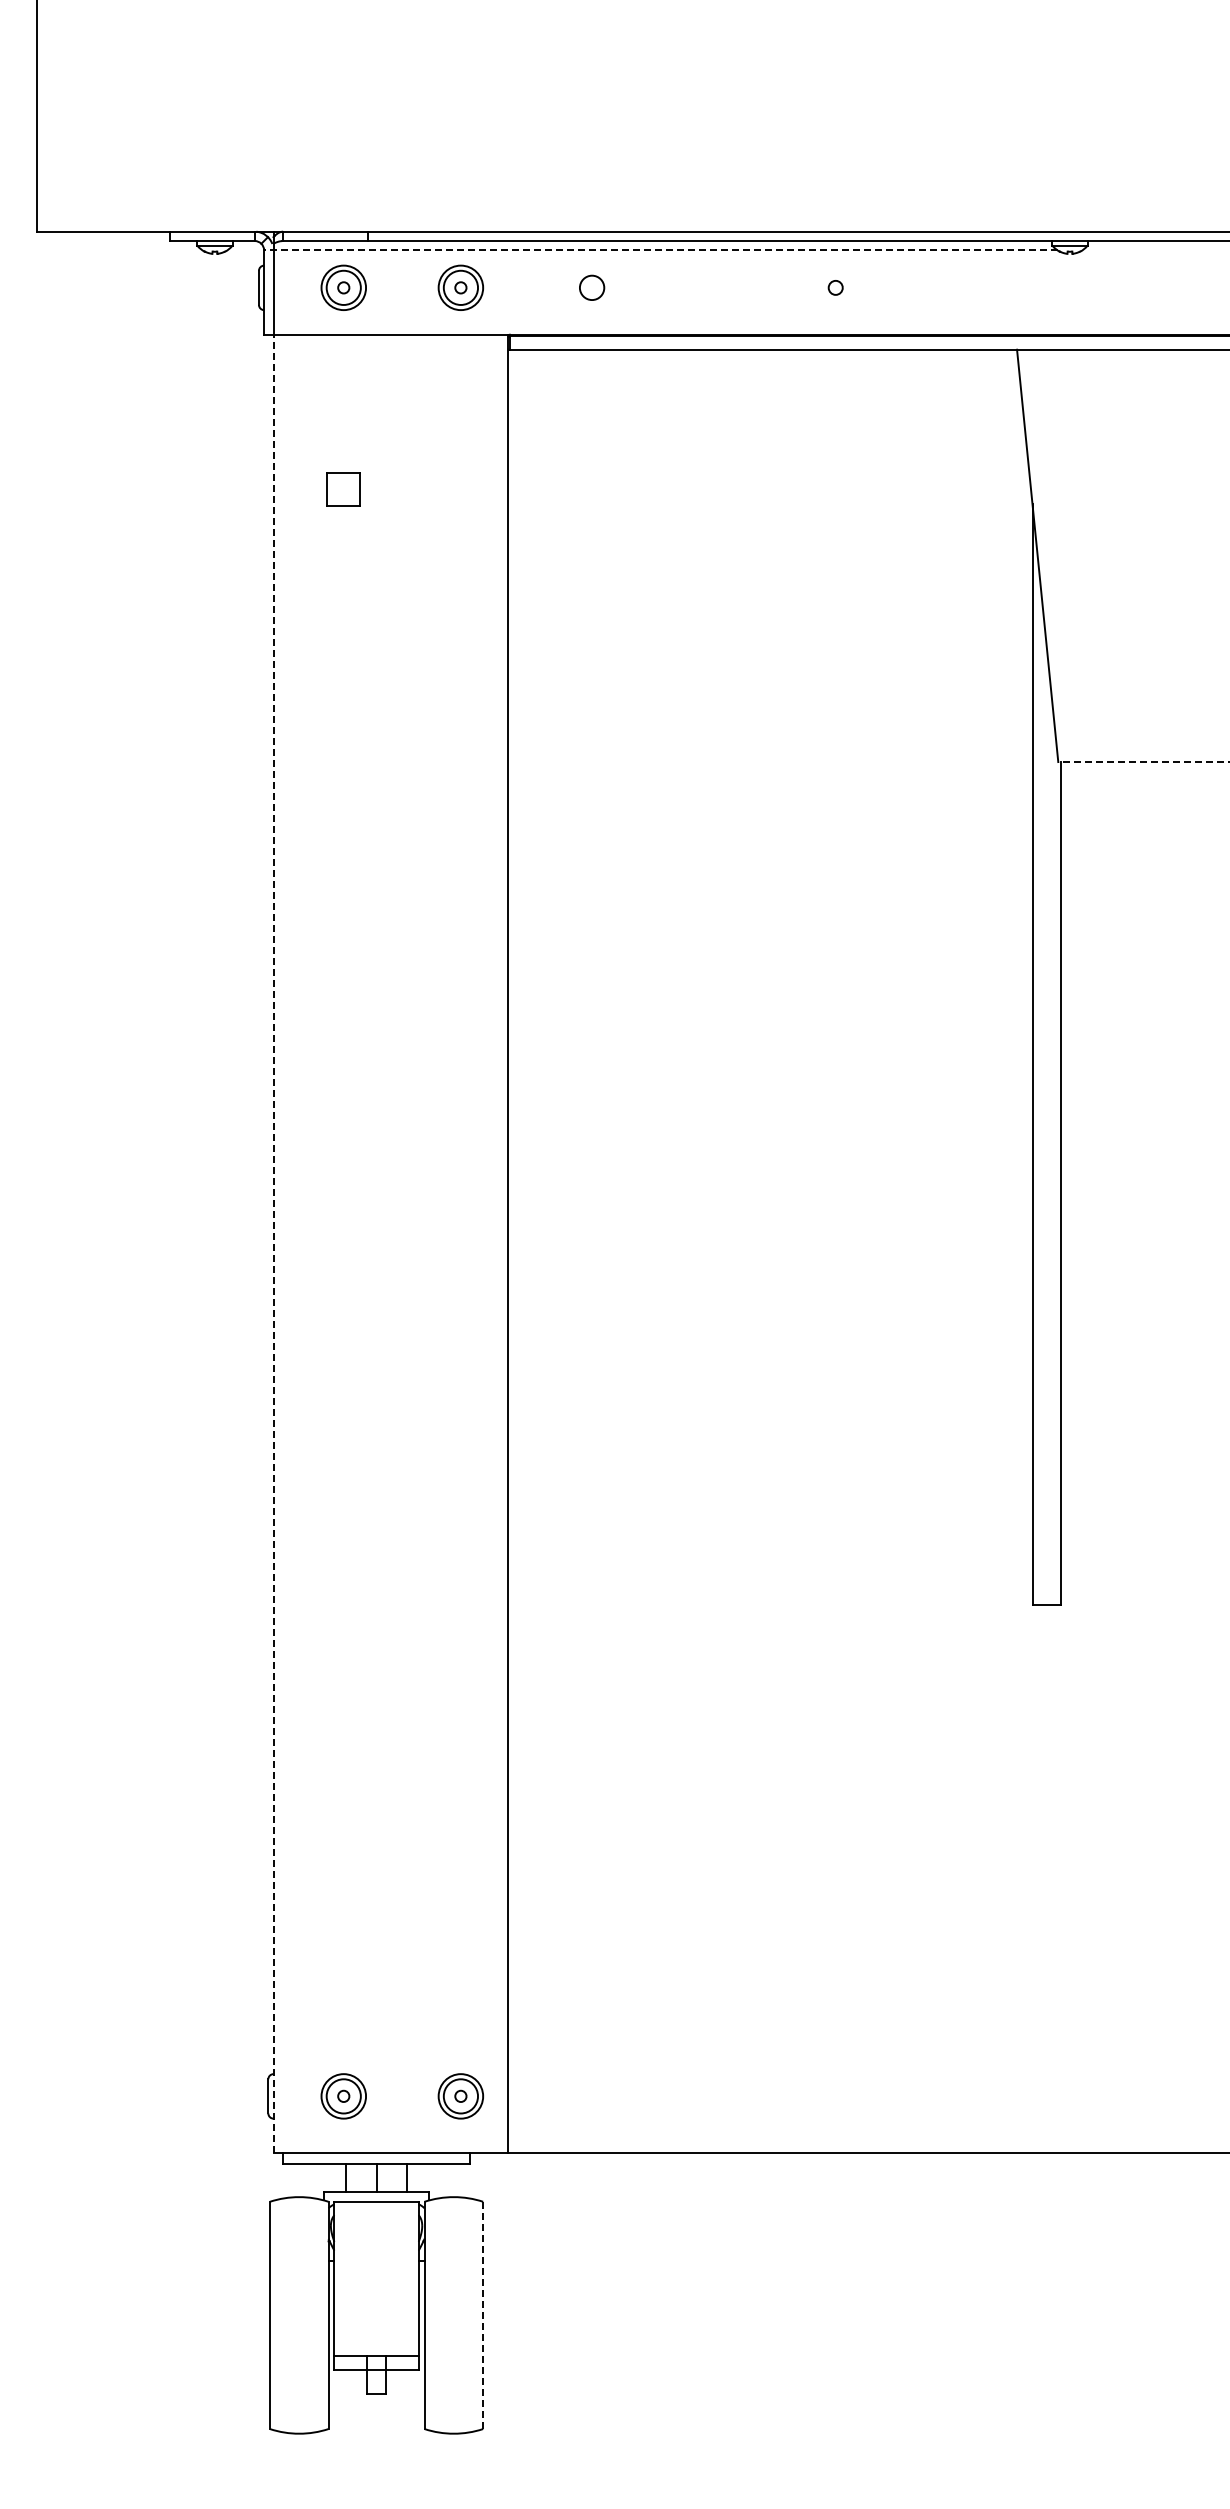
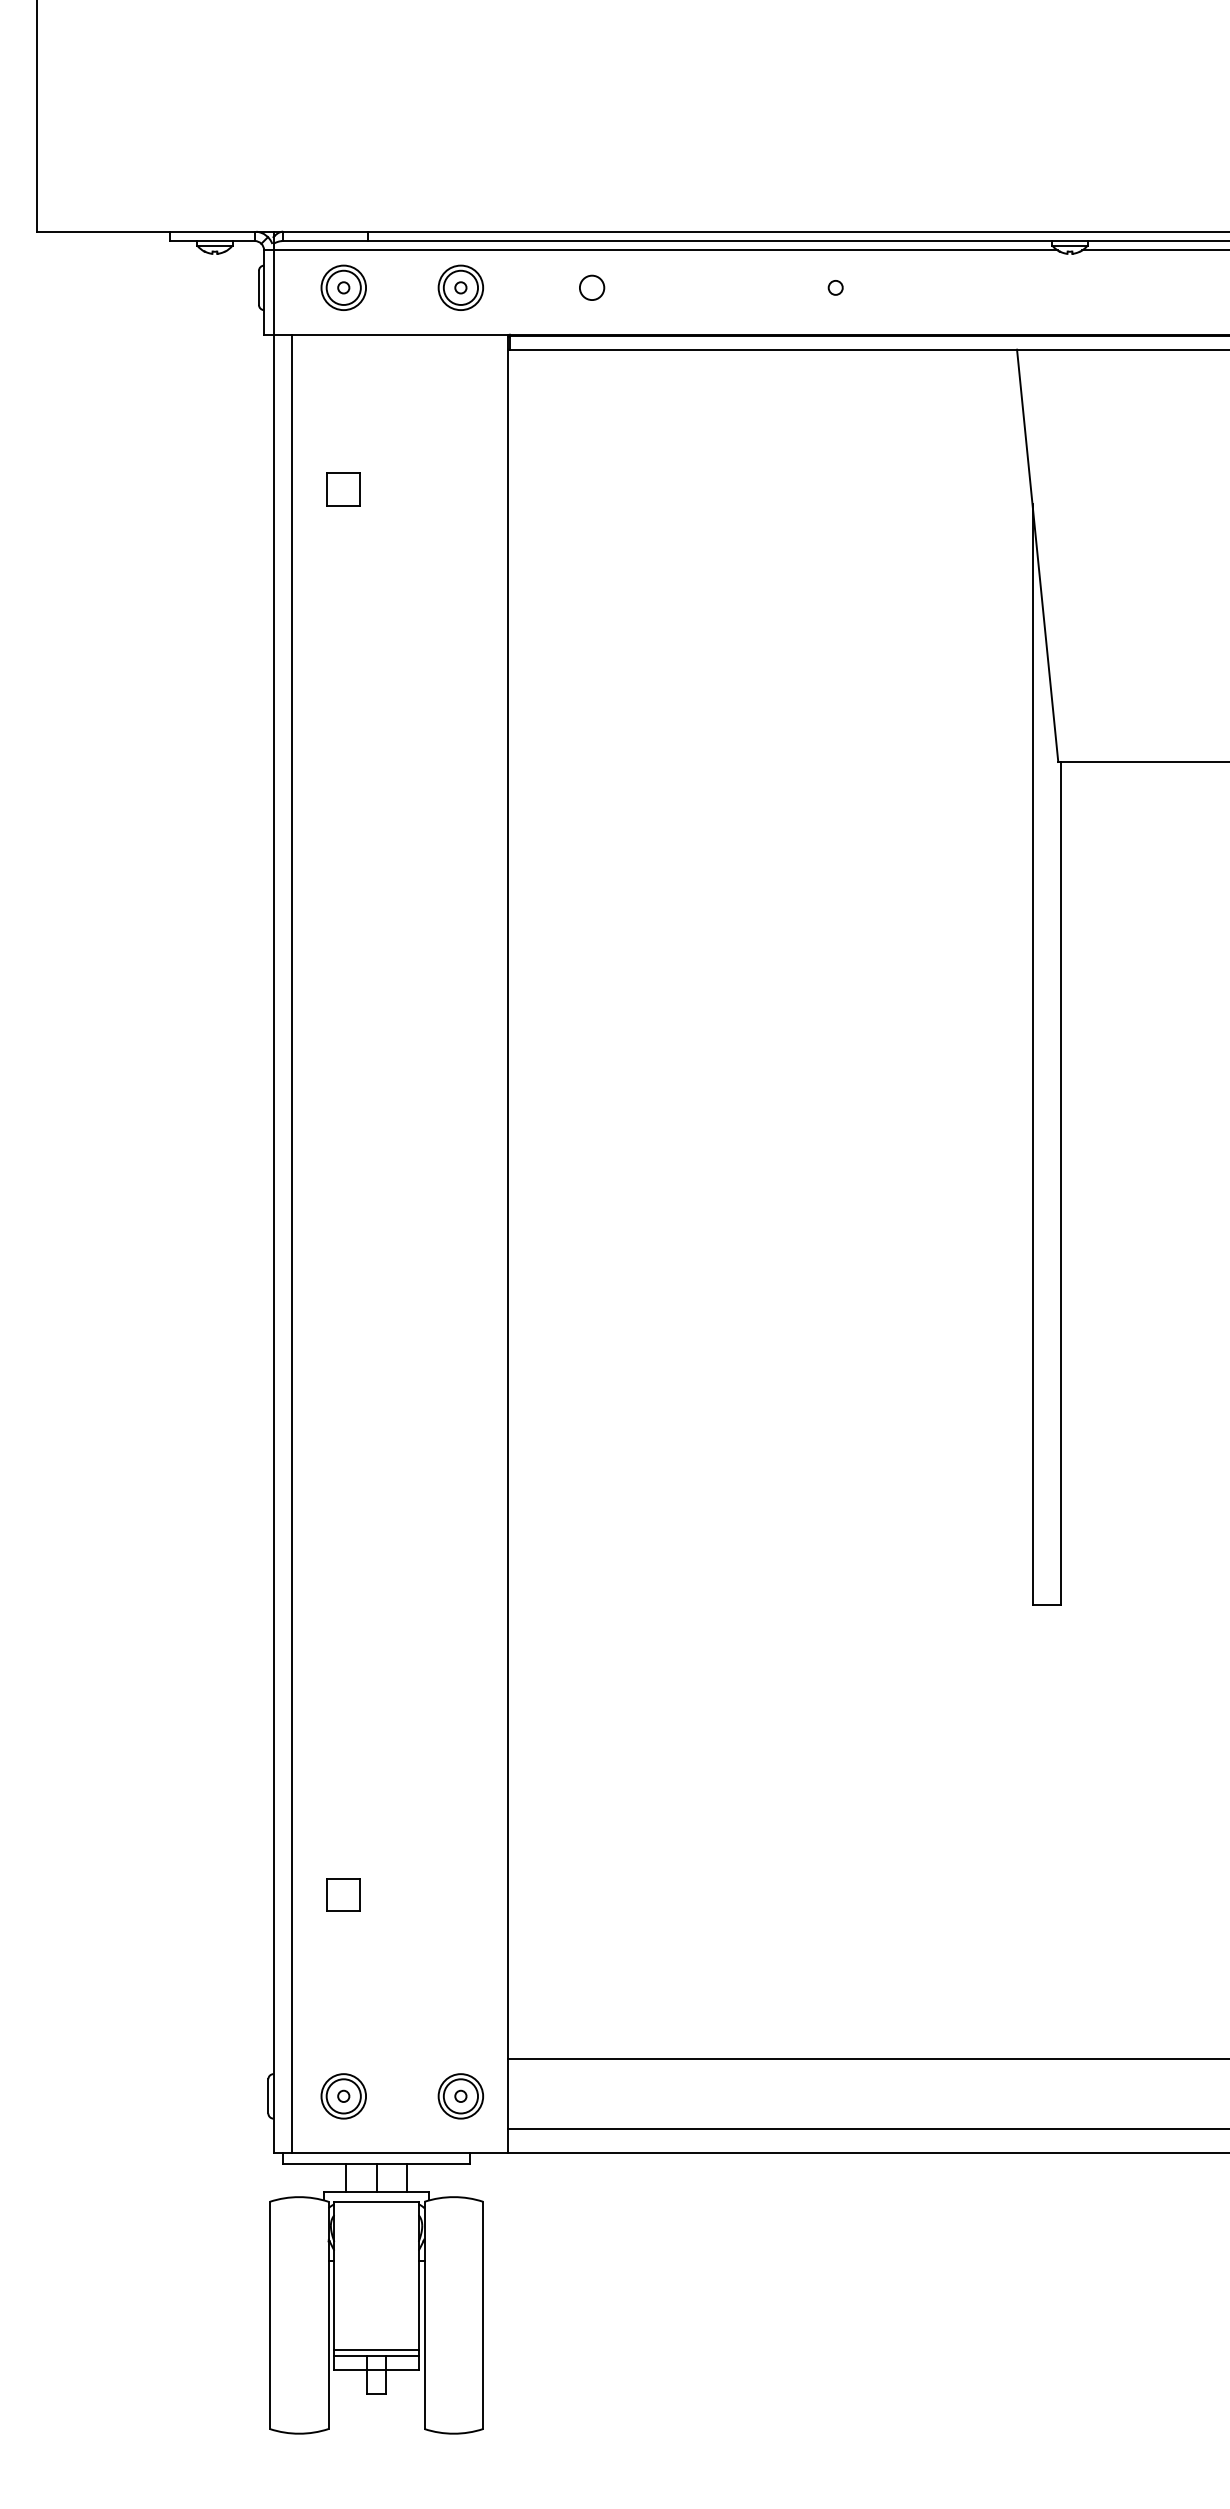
line: dashed -> solid (660, 250)
line: none -> present (1154, 250)
line: dashed -> solid (1143, 762)
line: dashed -> solid (273, 1243)
line: none -> present (292, 1243)
part: none -> present (343, 1894)
line: none -> present (866, 2058)
line: none -> present (866, 2129)
line: dashed -> solid (483, 2315)
line: none -> present (376, 2349)
